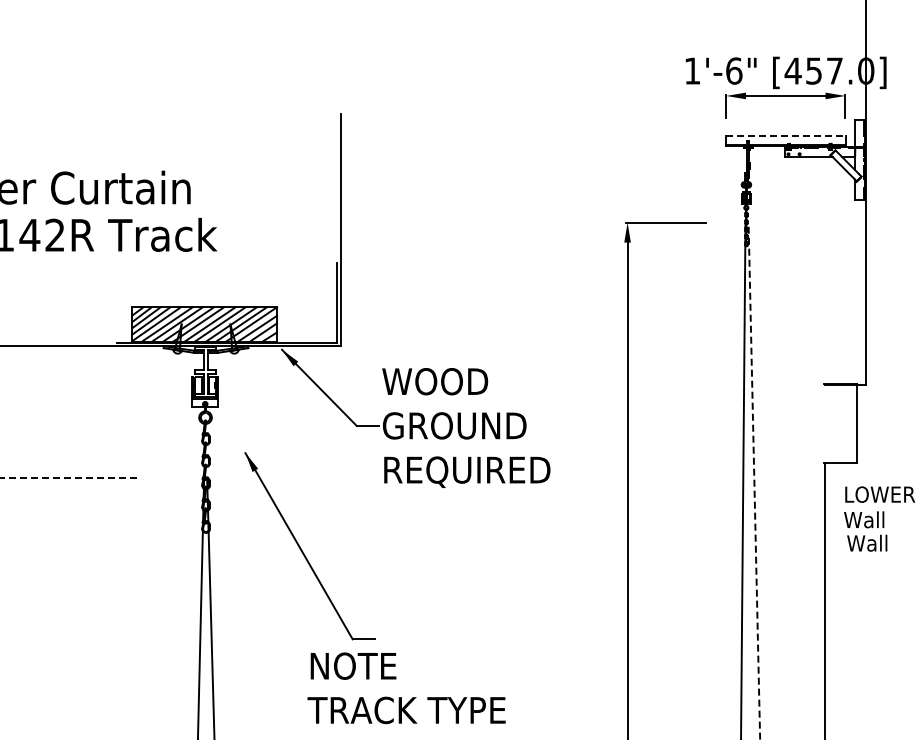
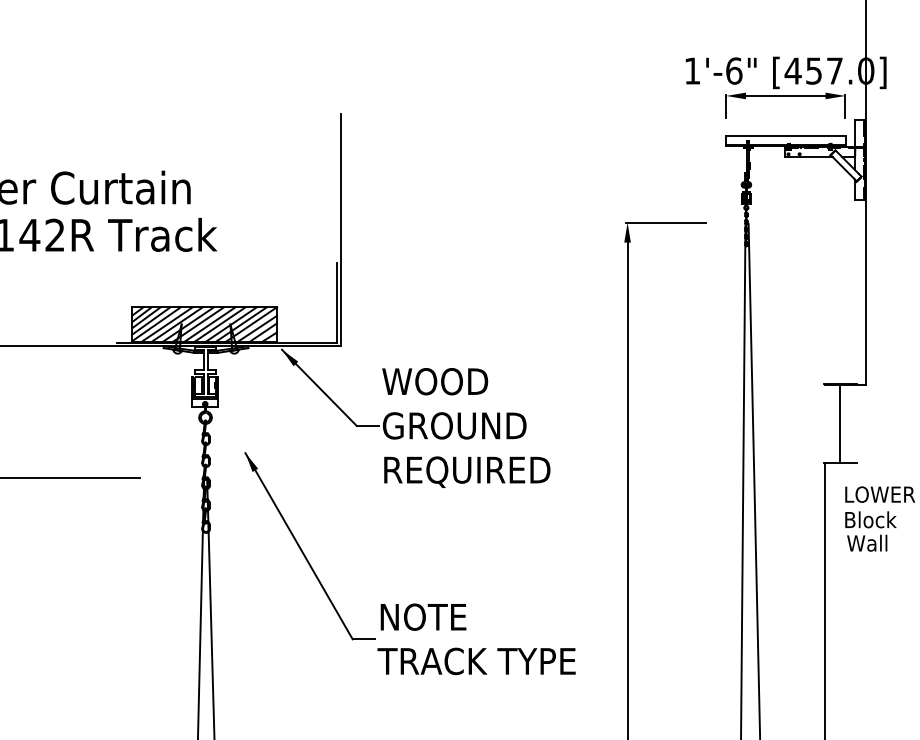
line: dashed -> solid (785, 135)
line position: (856, 423) -> (839, 423) (839, 423)
line: dashed -> solid (70, 477)
line: dashed -> solid (754, 481)
text: Wall -> Block (870, 519)
text position: (406, 688) -> (476, 639) (476, 639)
